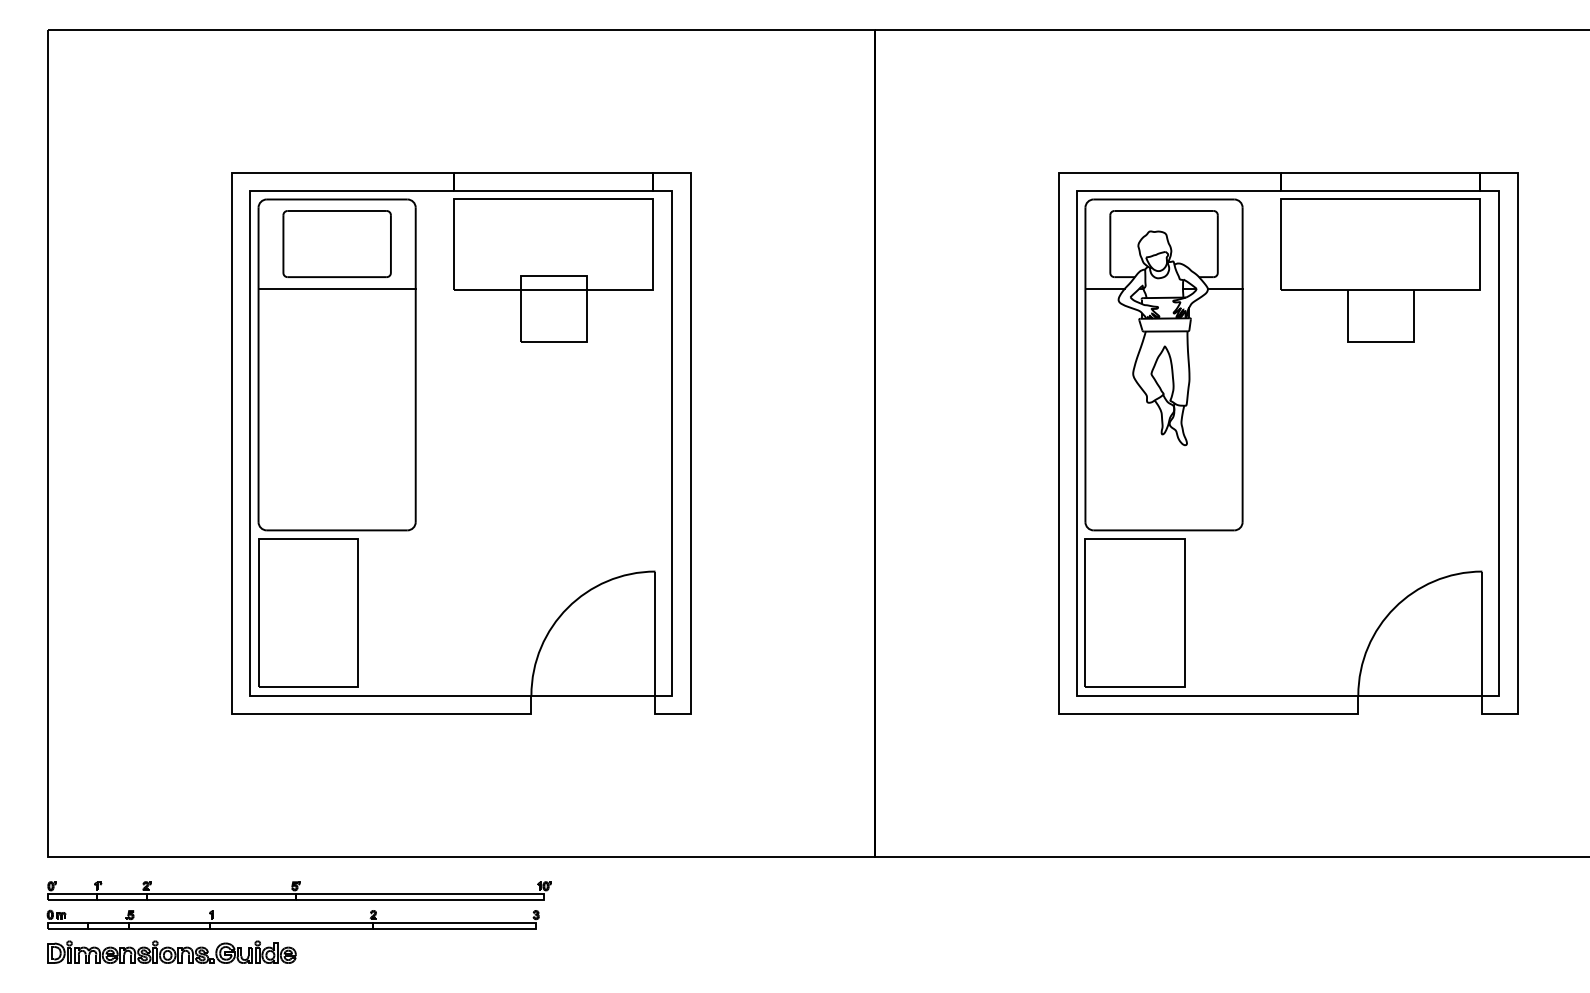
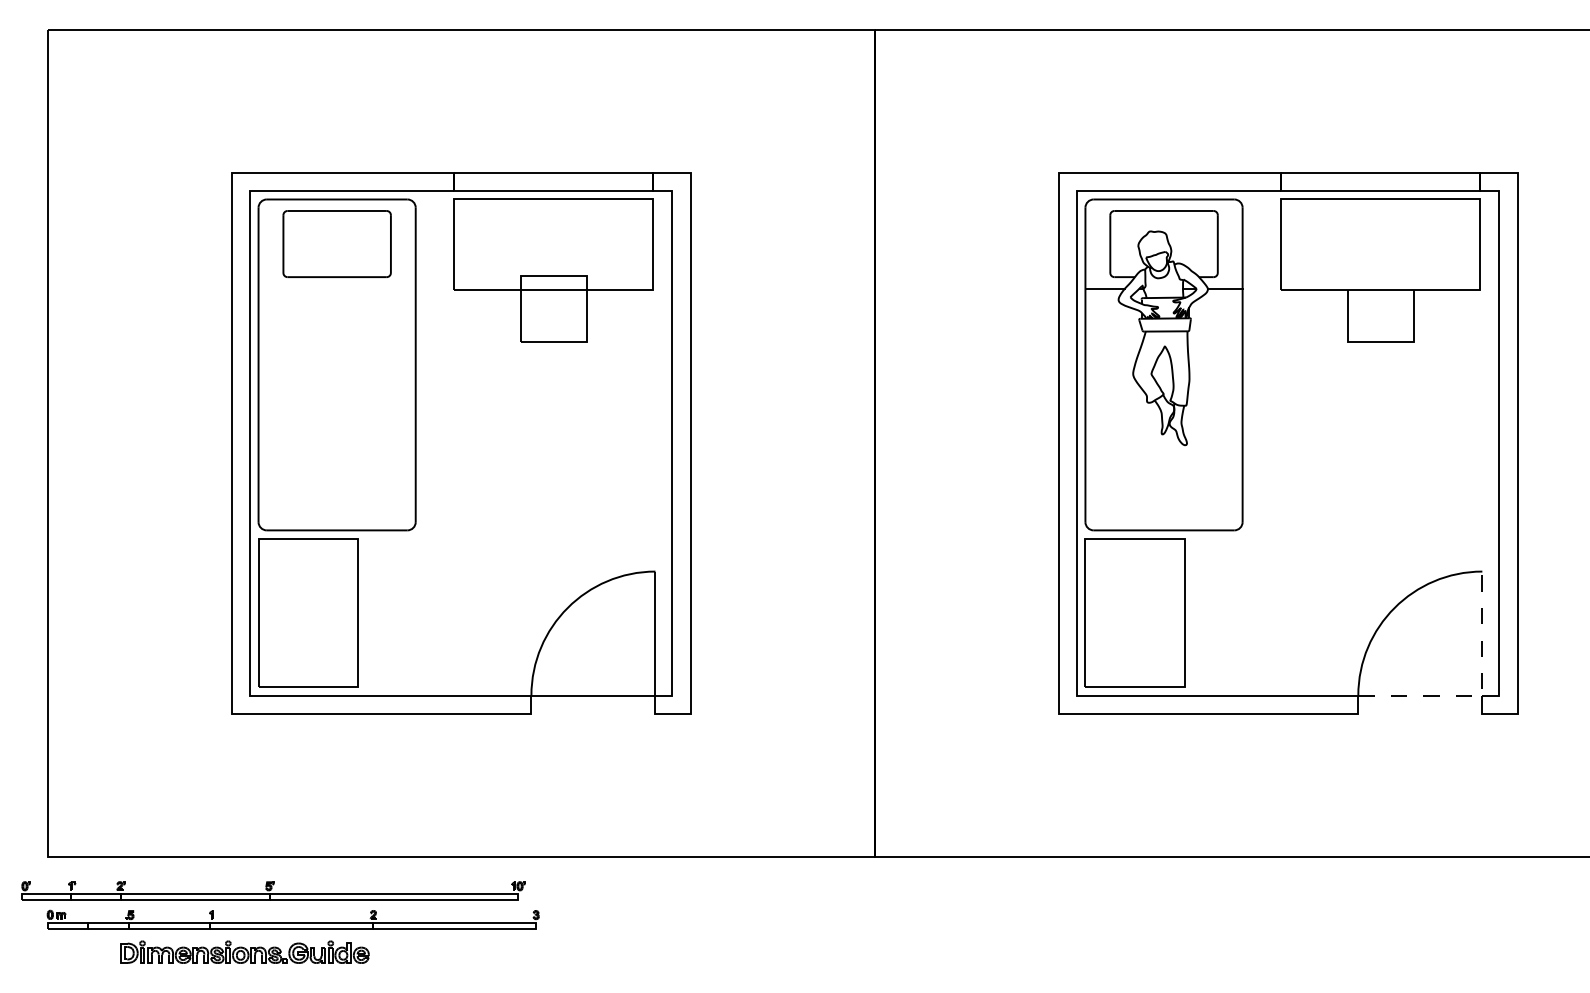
line: present -> none (336, 288)
line: solid -> dashed (1482, 695)
part position: (299, 890) -> (273, 890) (273, 890)
part position: (171, 951) -> (244, 951) (244, 951)
